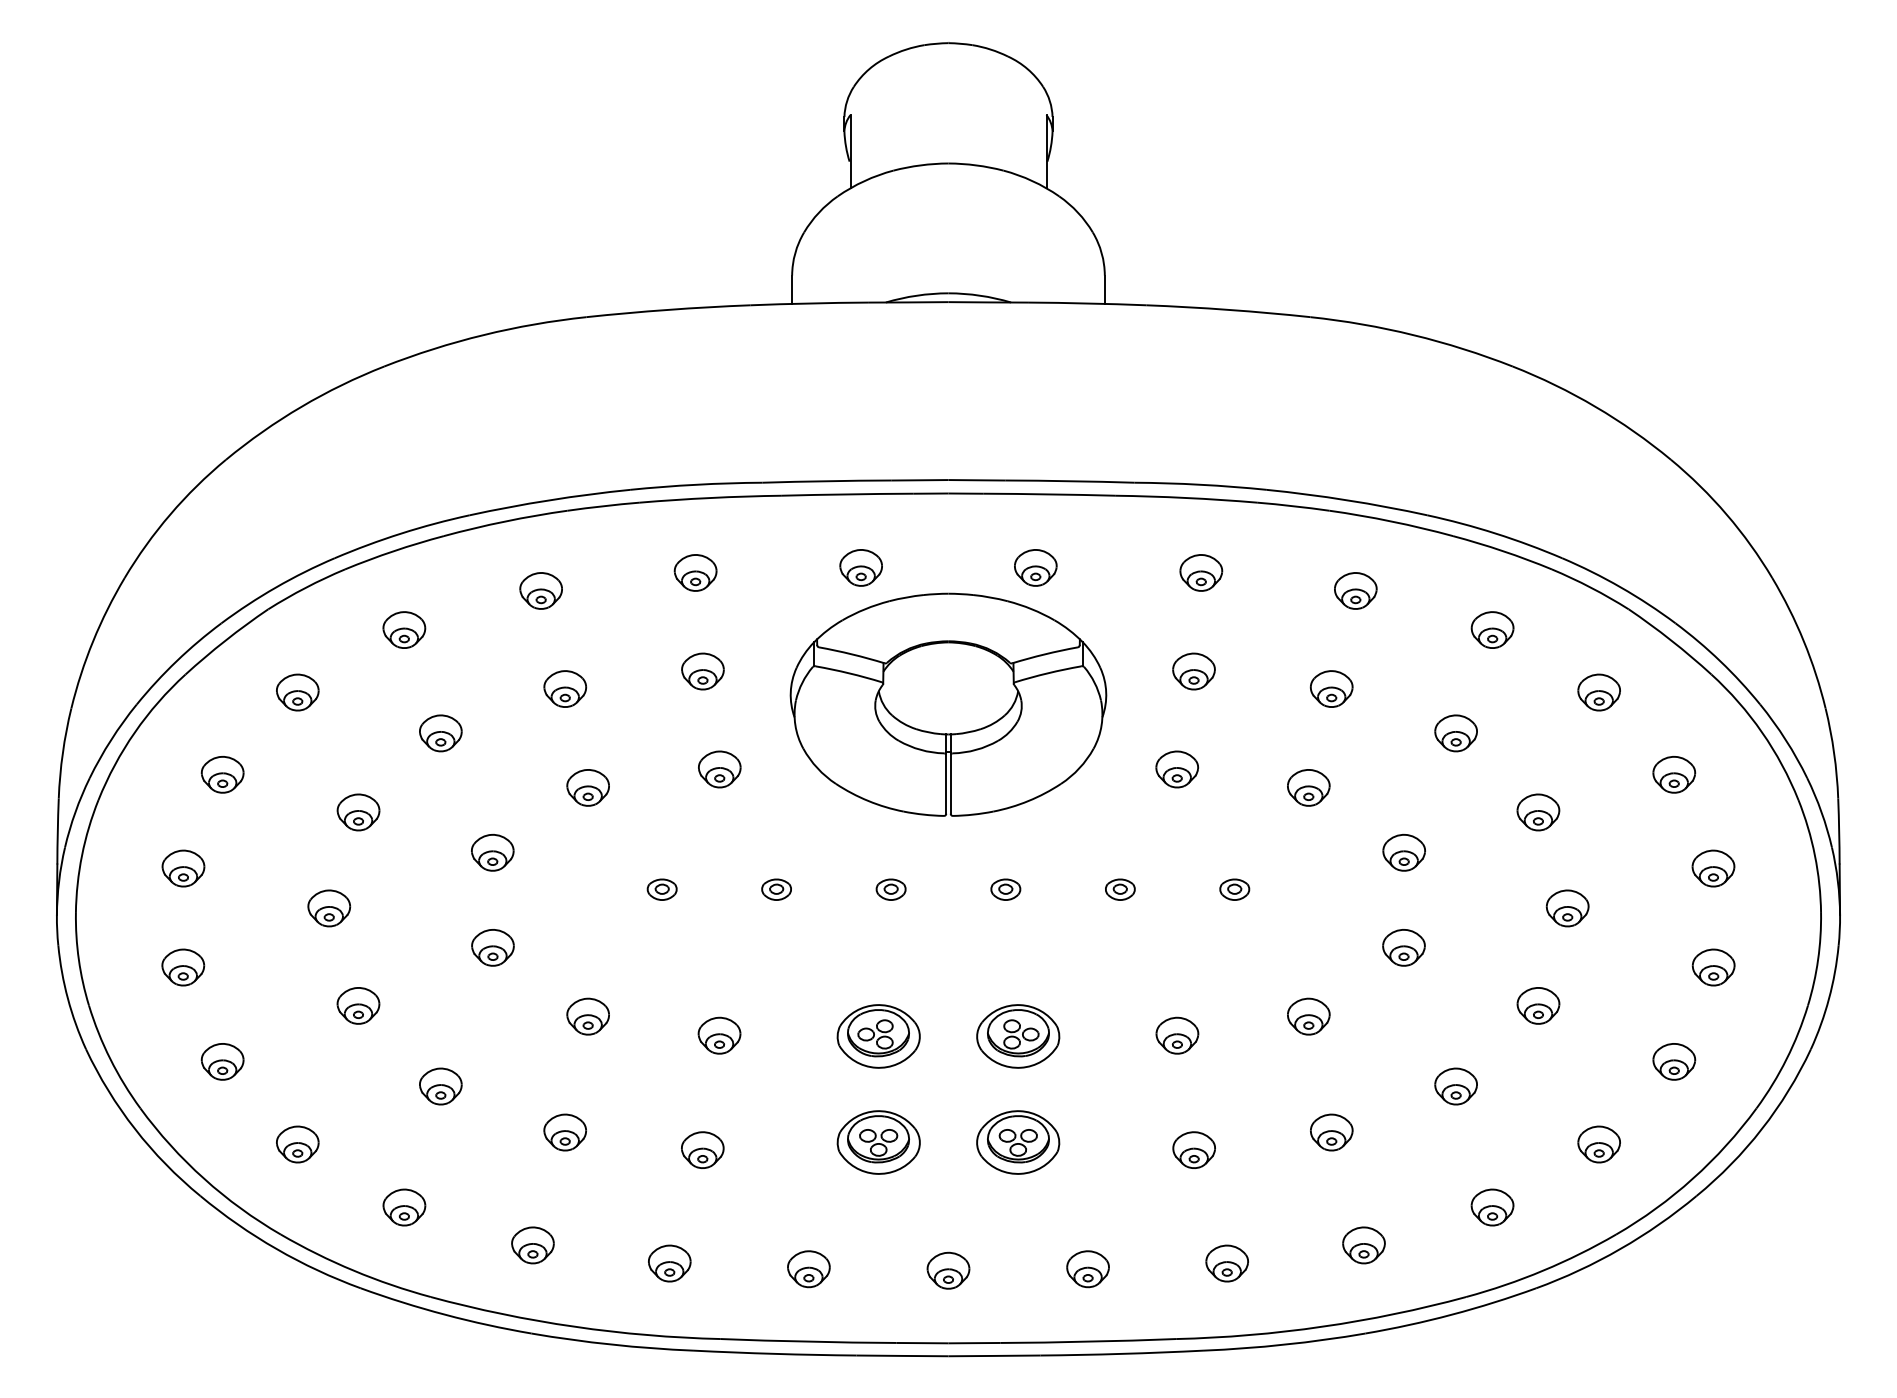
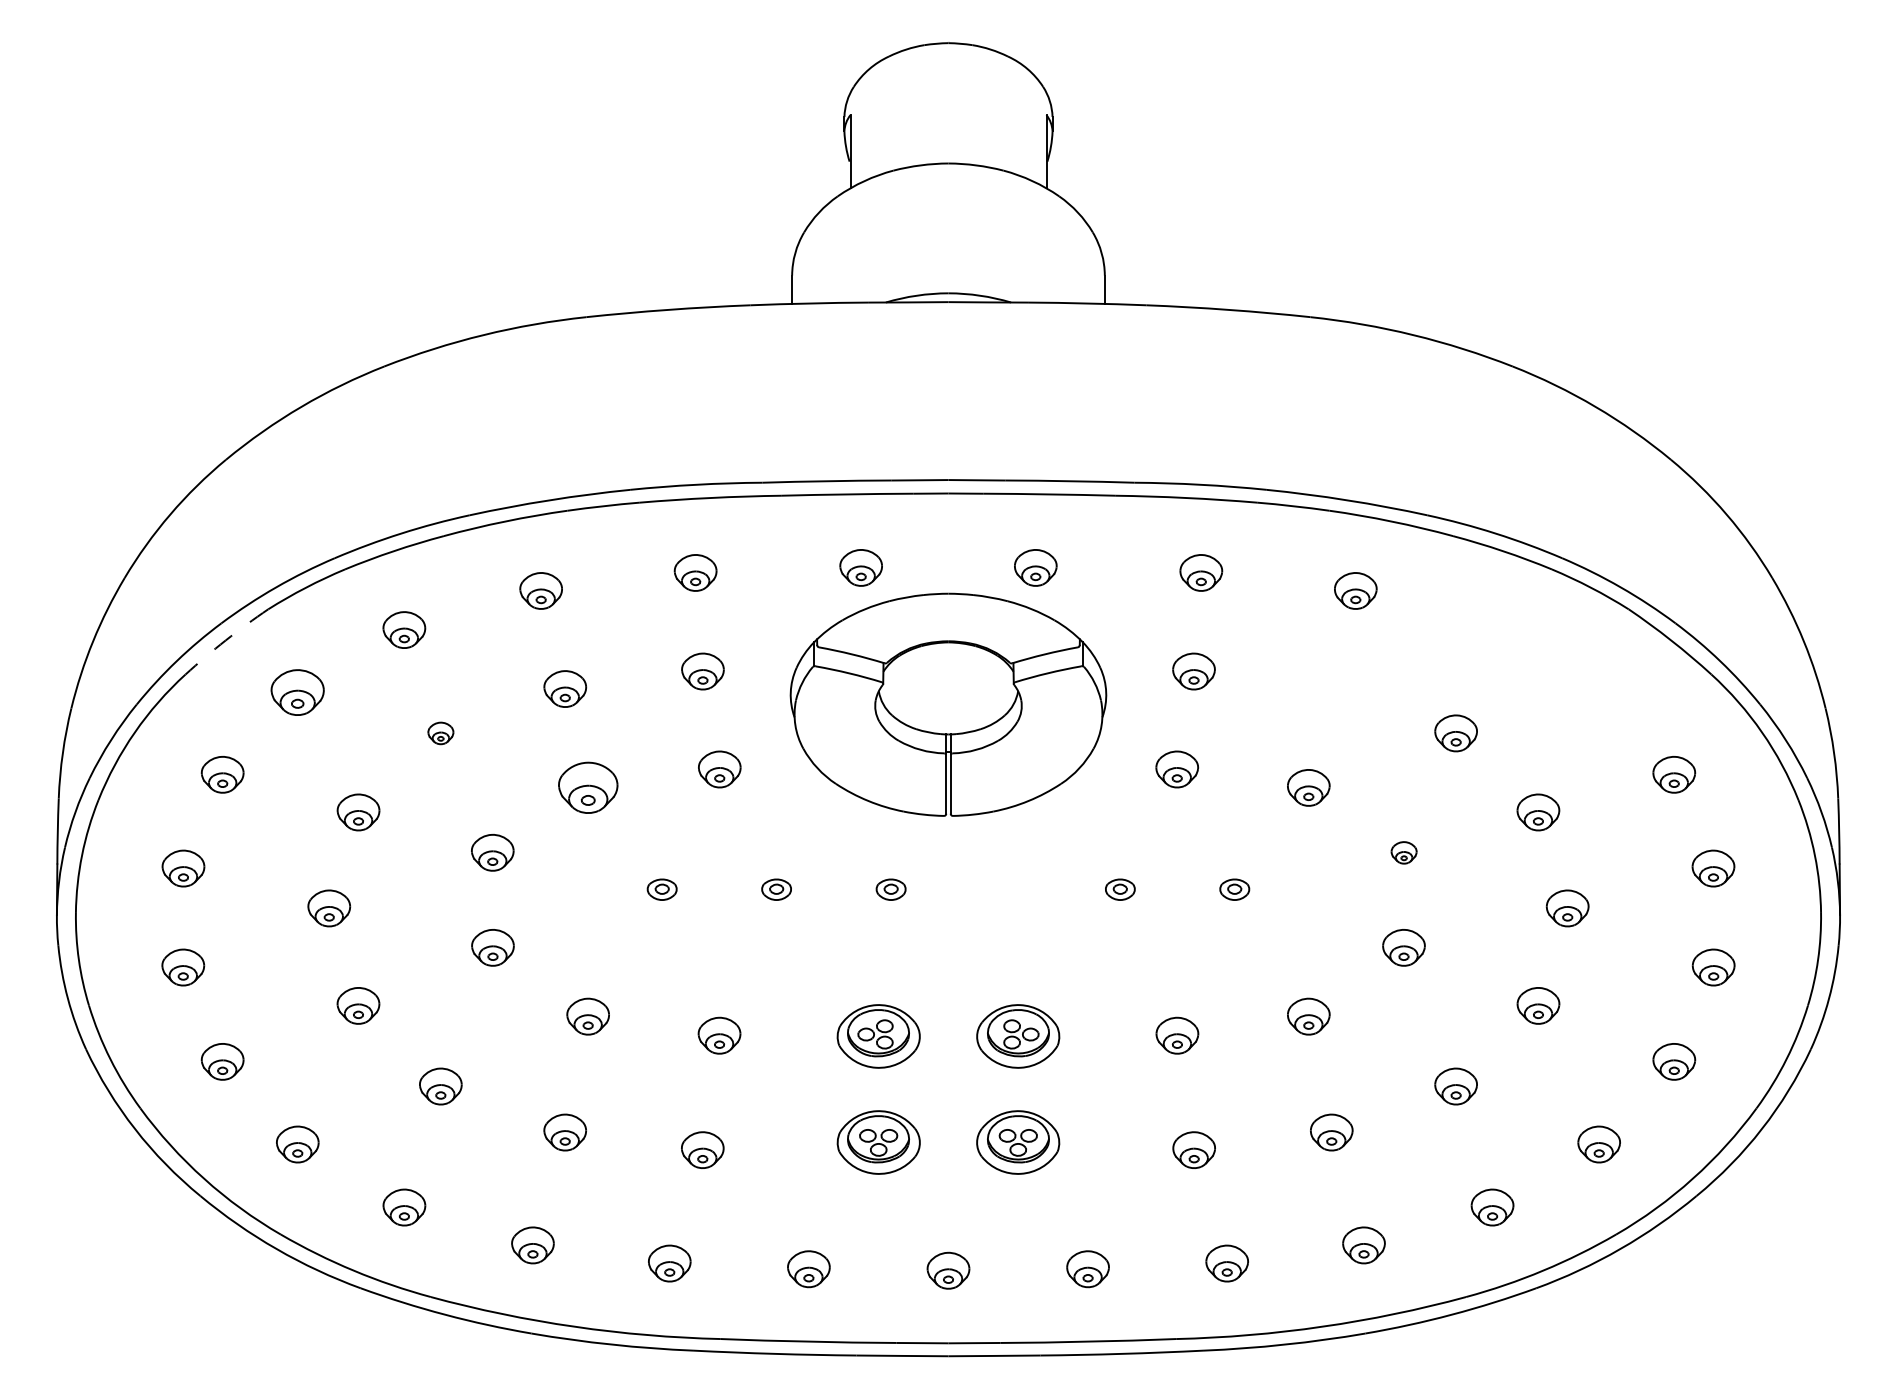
part: present -> none (1492, 629)
arc: solid -> dashed (225, 640)
part: present -> none (1331, 688)
part size: 44x39 px -> 55x47 px (297, 692)
part: present -> none (1598, 692)
part size: 44x39 px -> 28x25 px (440, 733)
part size: 44x38 px -> 61x53 px (588, 787)
part size: 44x38 px -> 28x24 px (1403, 852)
part: present -> none (1005, 889)
